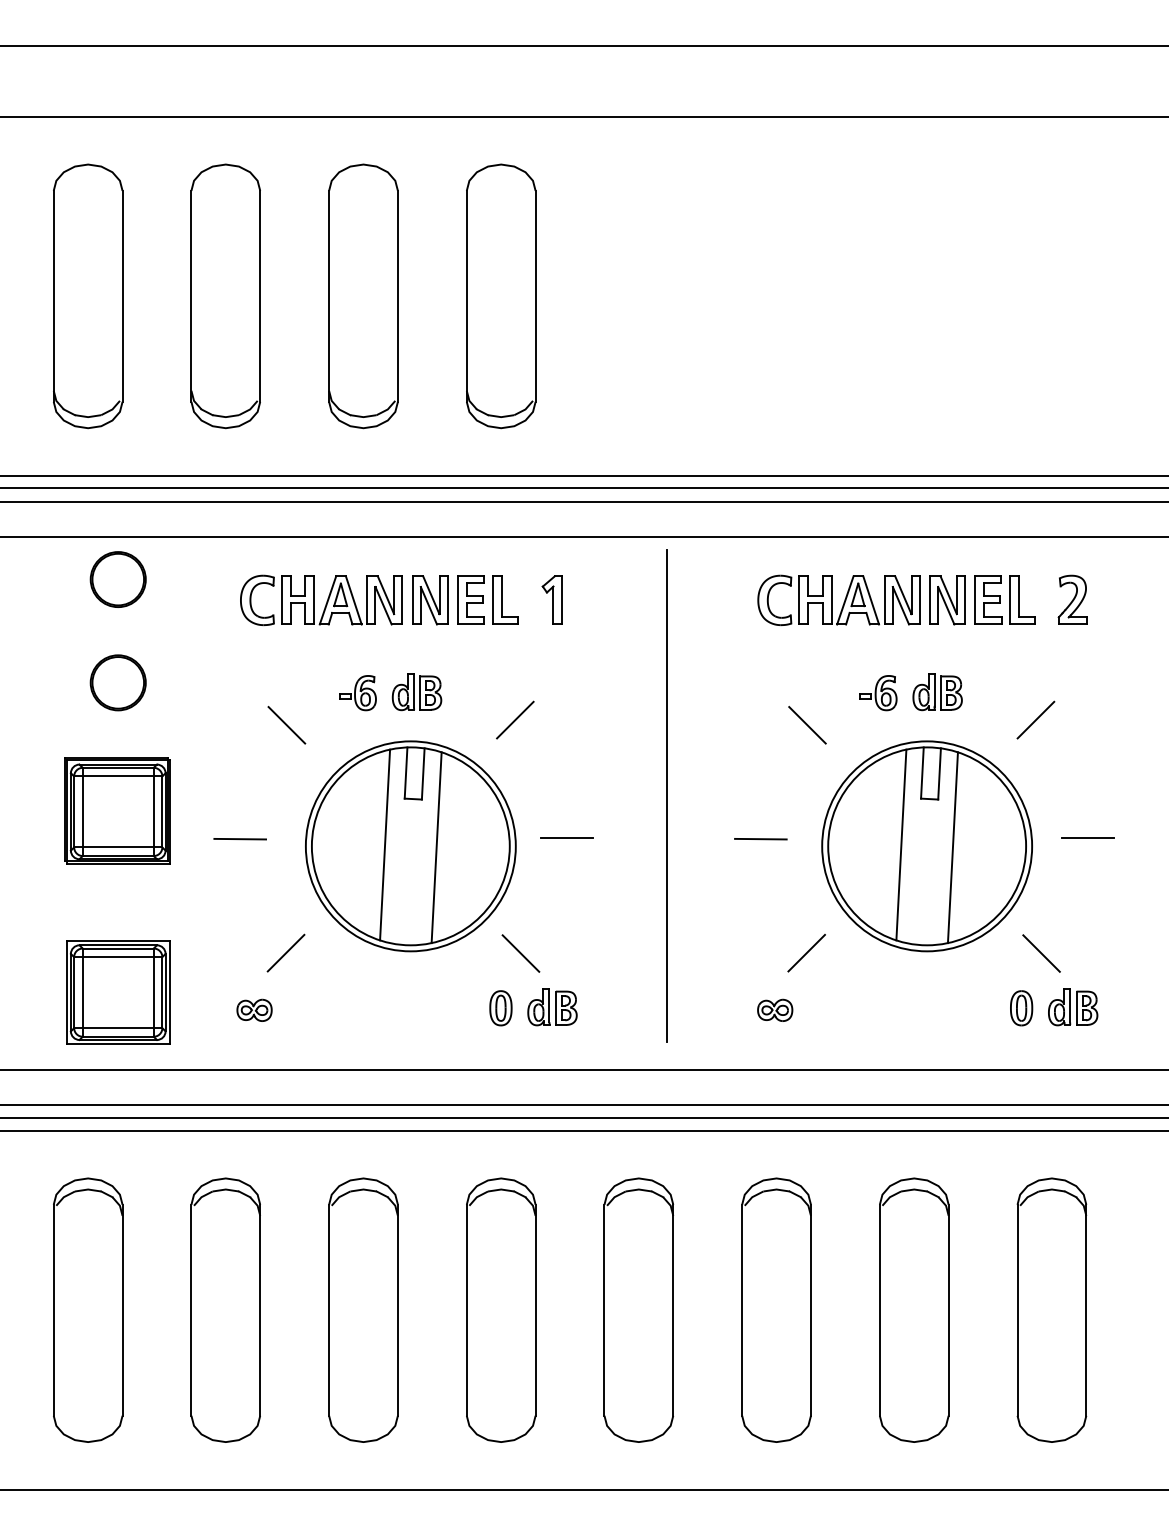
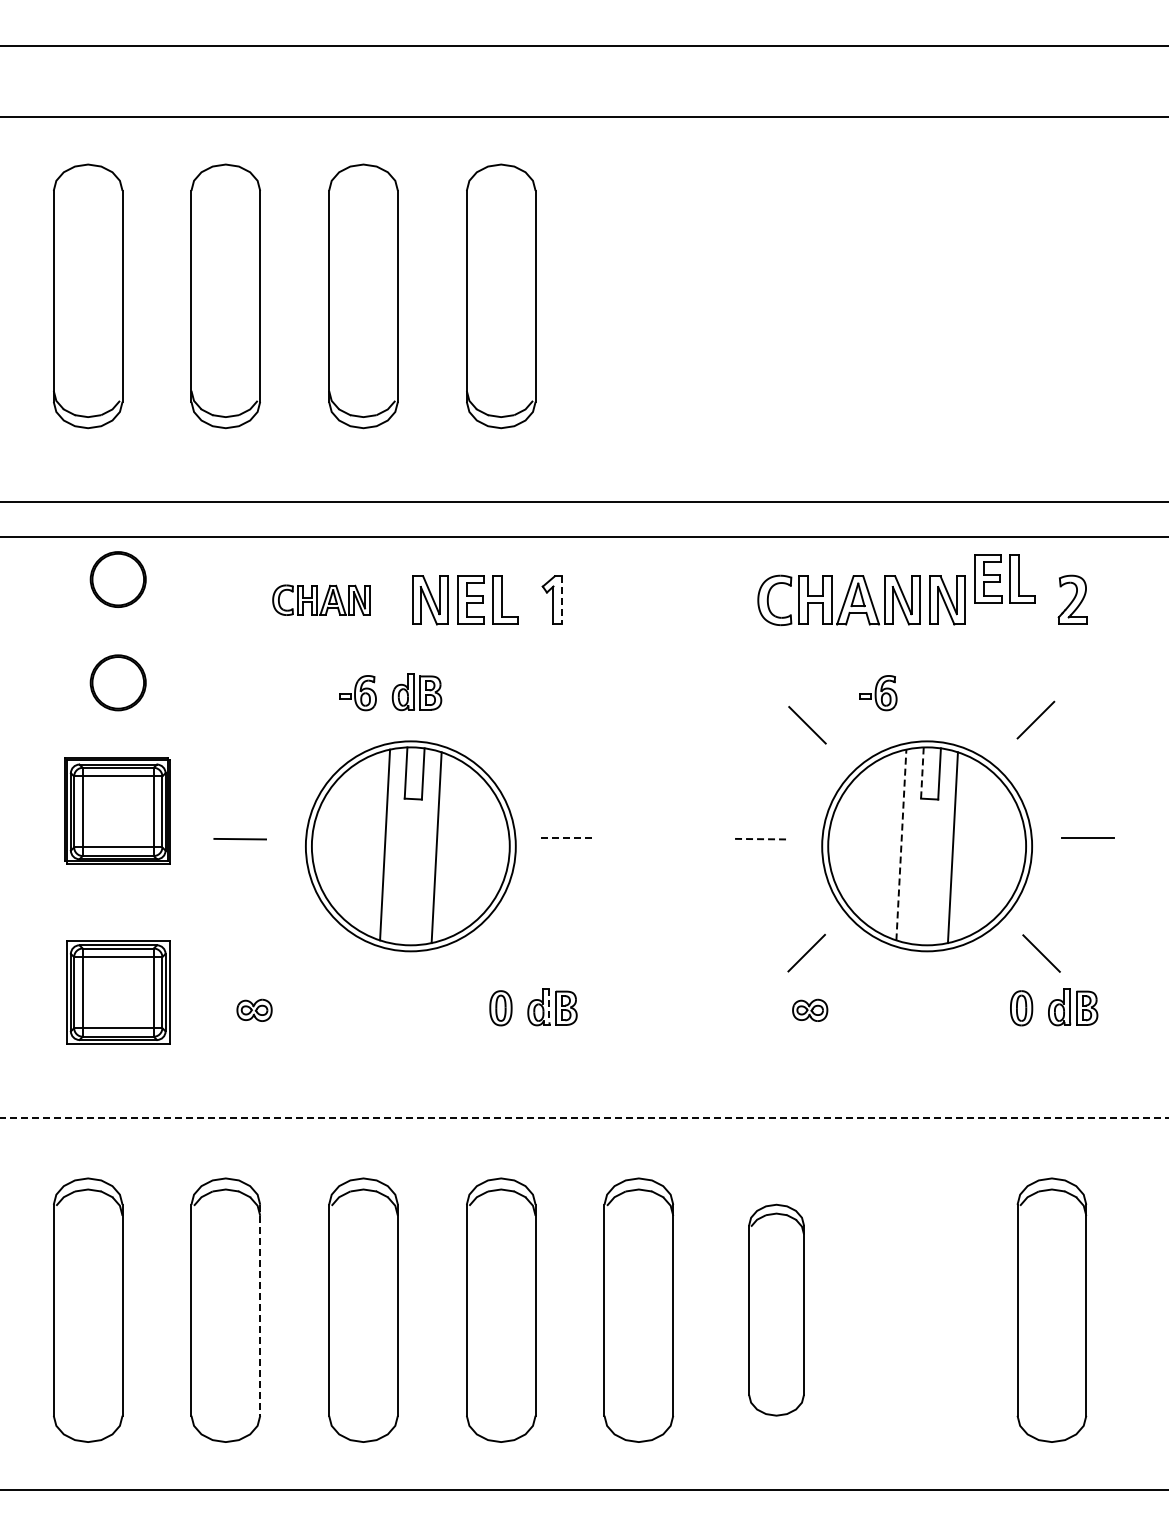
line: present -> none (583, 476)
line: present -> none (583, 488)
part size: 163x52 px -> 99x32 px (321, 599)
part position: (1004, 599) -> (1004, 578) (1004, 578)
line: solid -> dashed (562, 600)
part: present -> none (937, 692)
line: present -> none (515, 719)
line: present -> none (286, 725)
line: solid -> dashed (922, 773)
line: present -> none (666, 795)
line: solid -> dashed (567, 838)
line: solid -> dashed (760, 839)
line: solid -> dashed (901, 845)
line: present -> none (285, 952)
line: present -> none (520, 953)
line: solid -> dashed (549, 1006)
part position: (775, 1009) -> (810, 1009) (810, 1009)
line: present -> none (583, 1070)
line: present -> none (583, 1104)
line: solid -> dashed (584, 1118)
line: present -> none (583, 1130)
part size: 71x266 px -> 57x214 px (776, 1309)
part: present -> none (914, 1309)
line: solid -> dashed (260, 1310)
